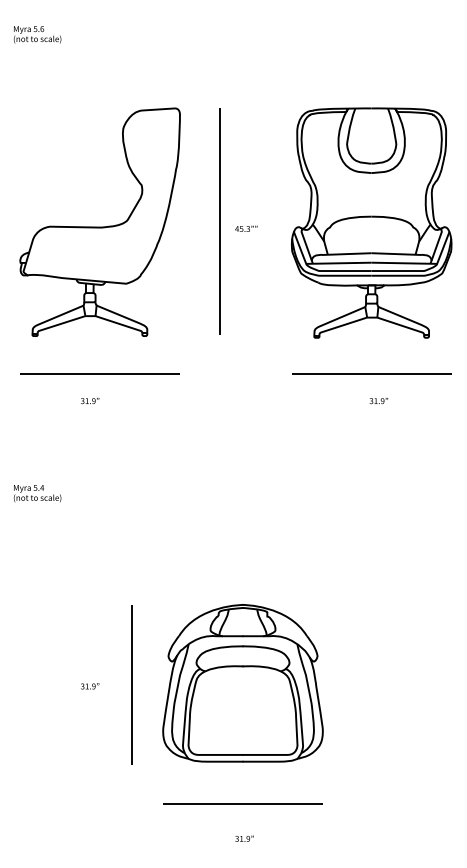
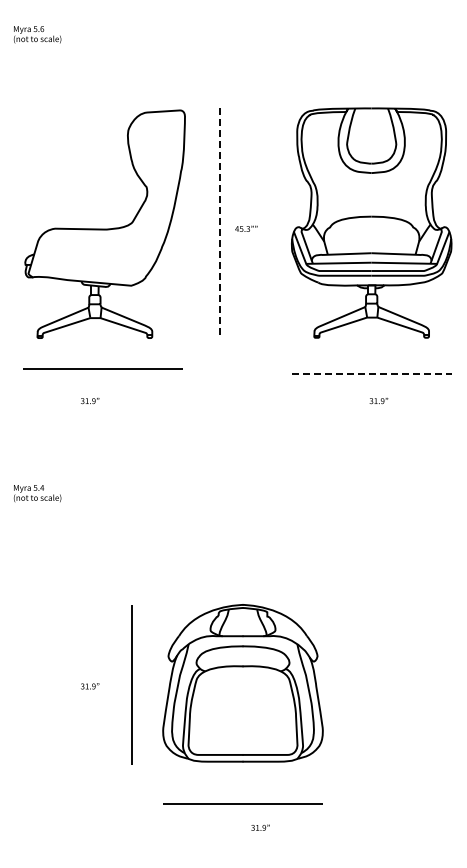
part position: (99, 221) -> (104, 223) (104, 223)
line: solid -> dashed (219, 222)
line position: (99, 373) -> (102, 368) (102, 368)
line: solid -> dashed (371, 373)
text position: (244, 838) -> (260, 827) (260, 827)
